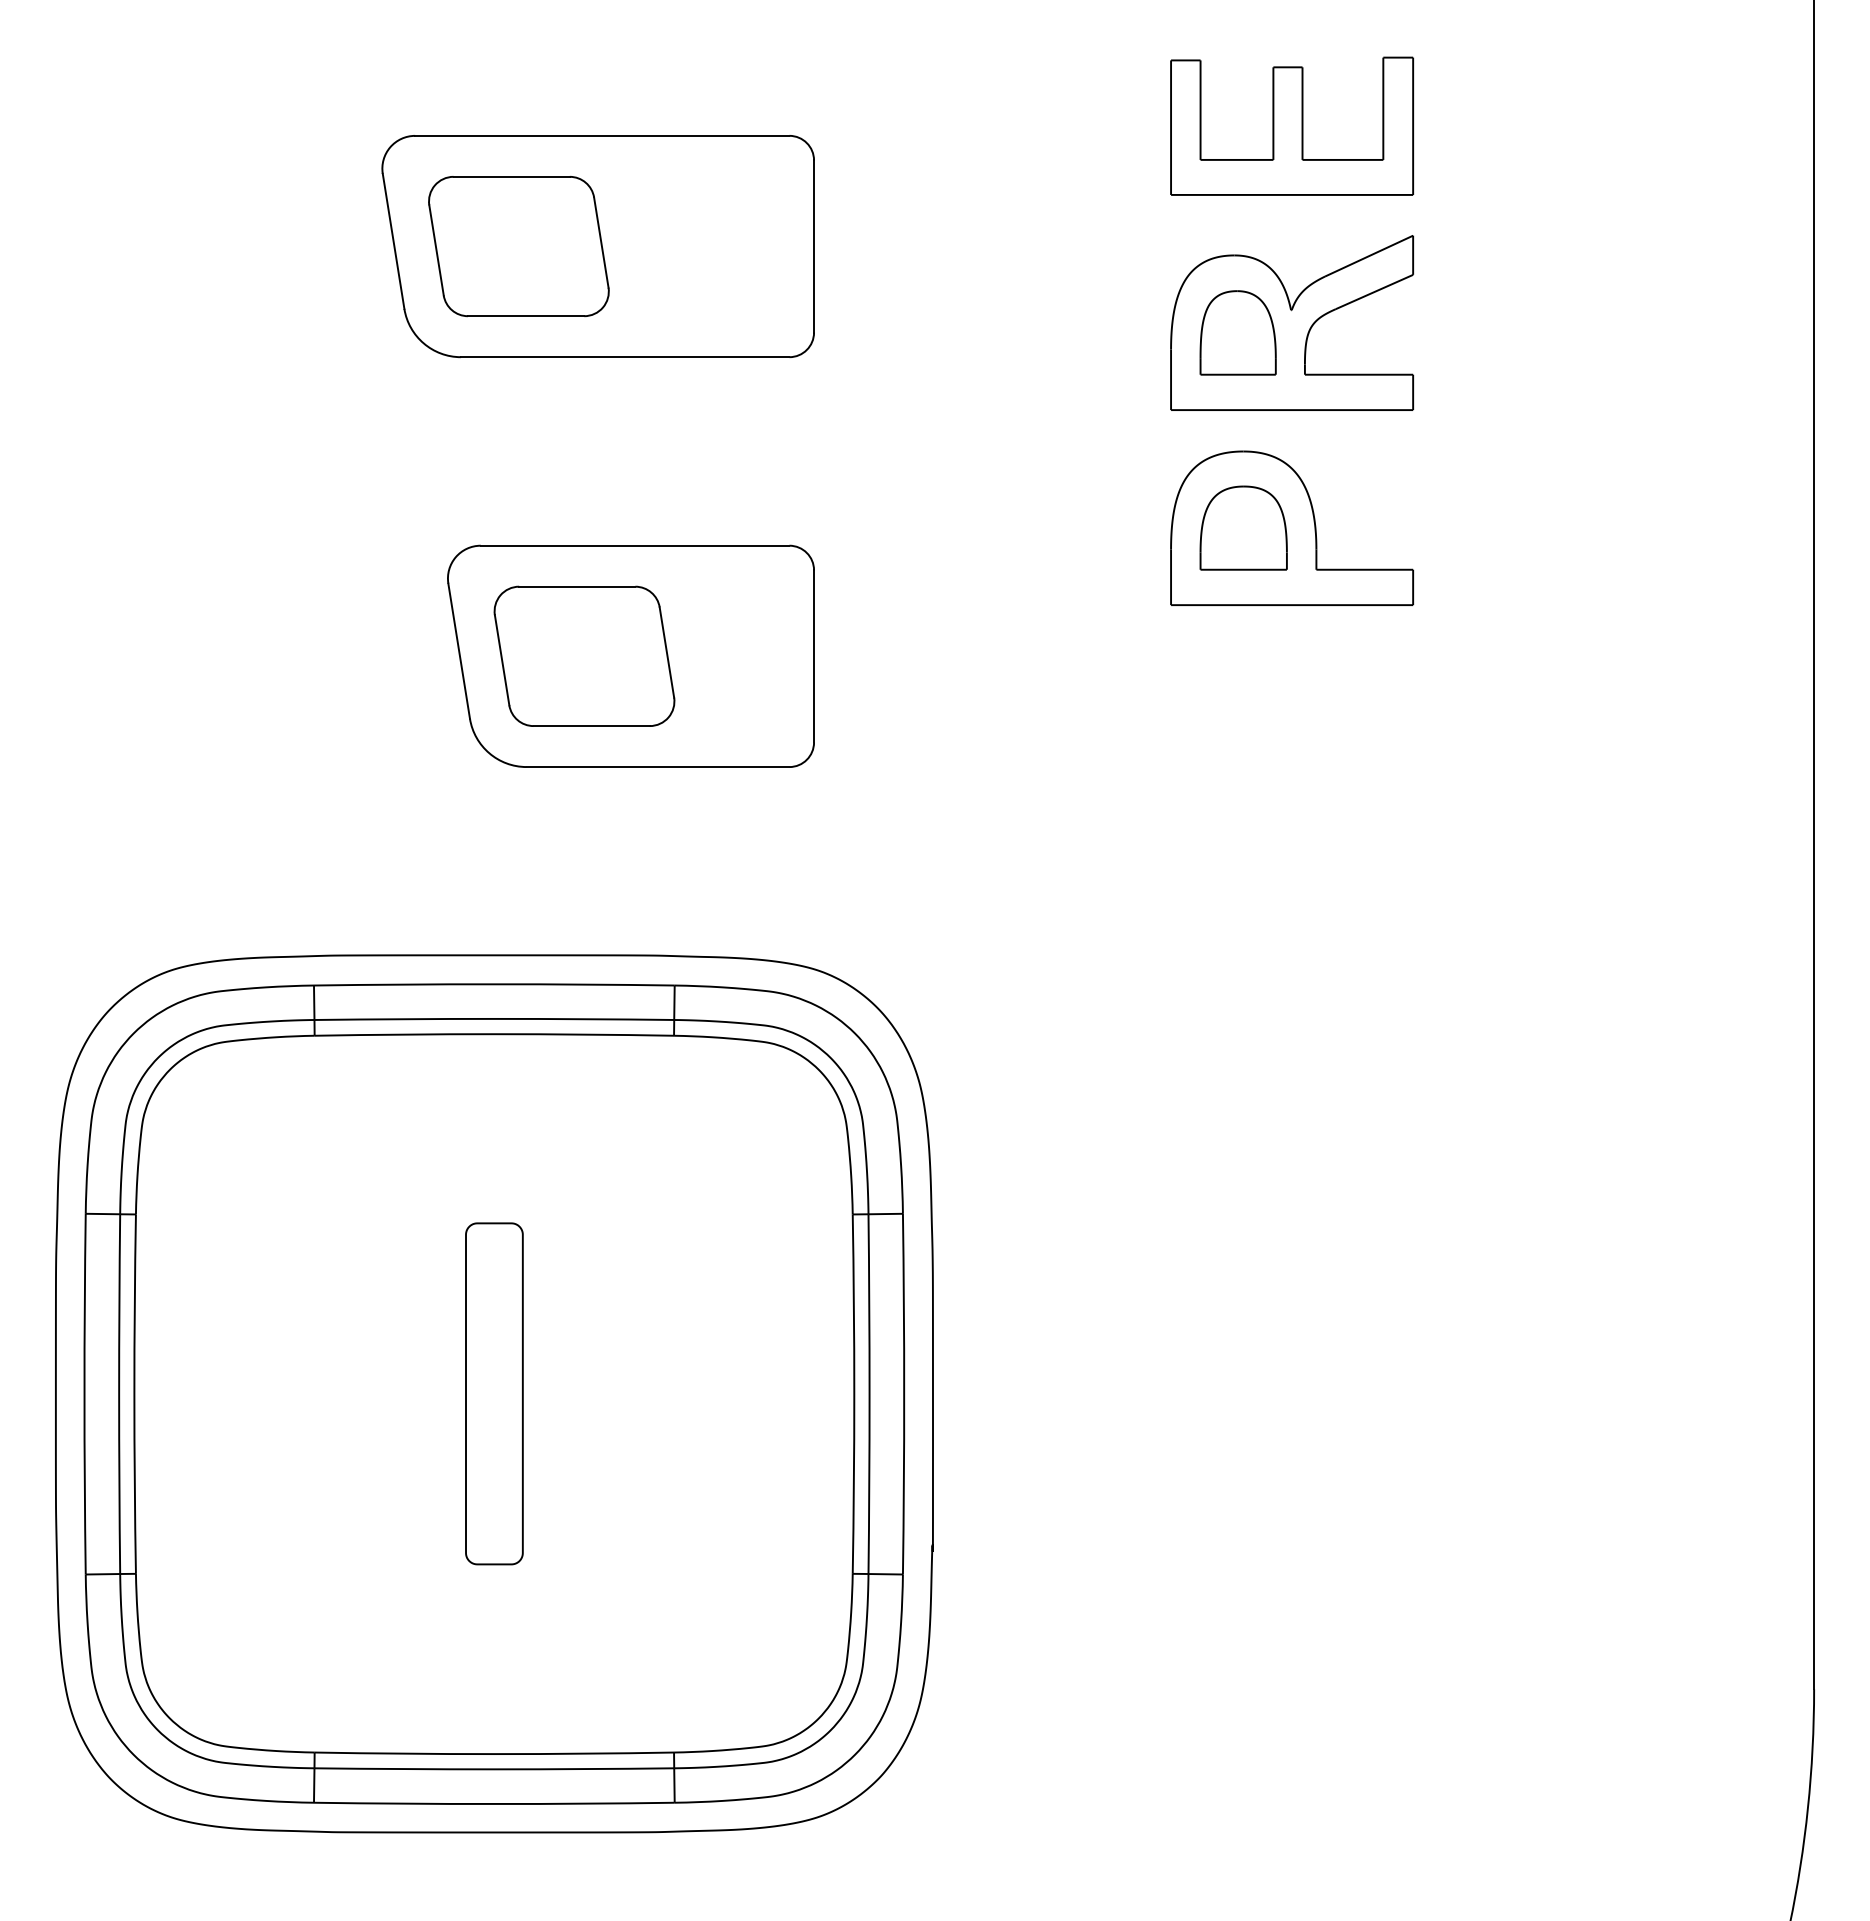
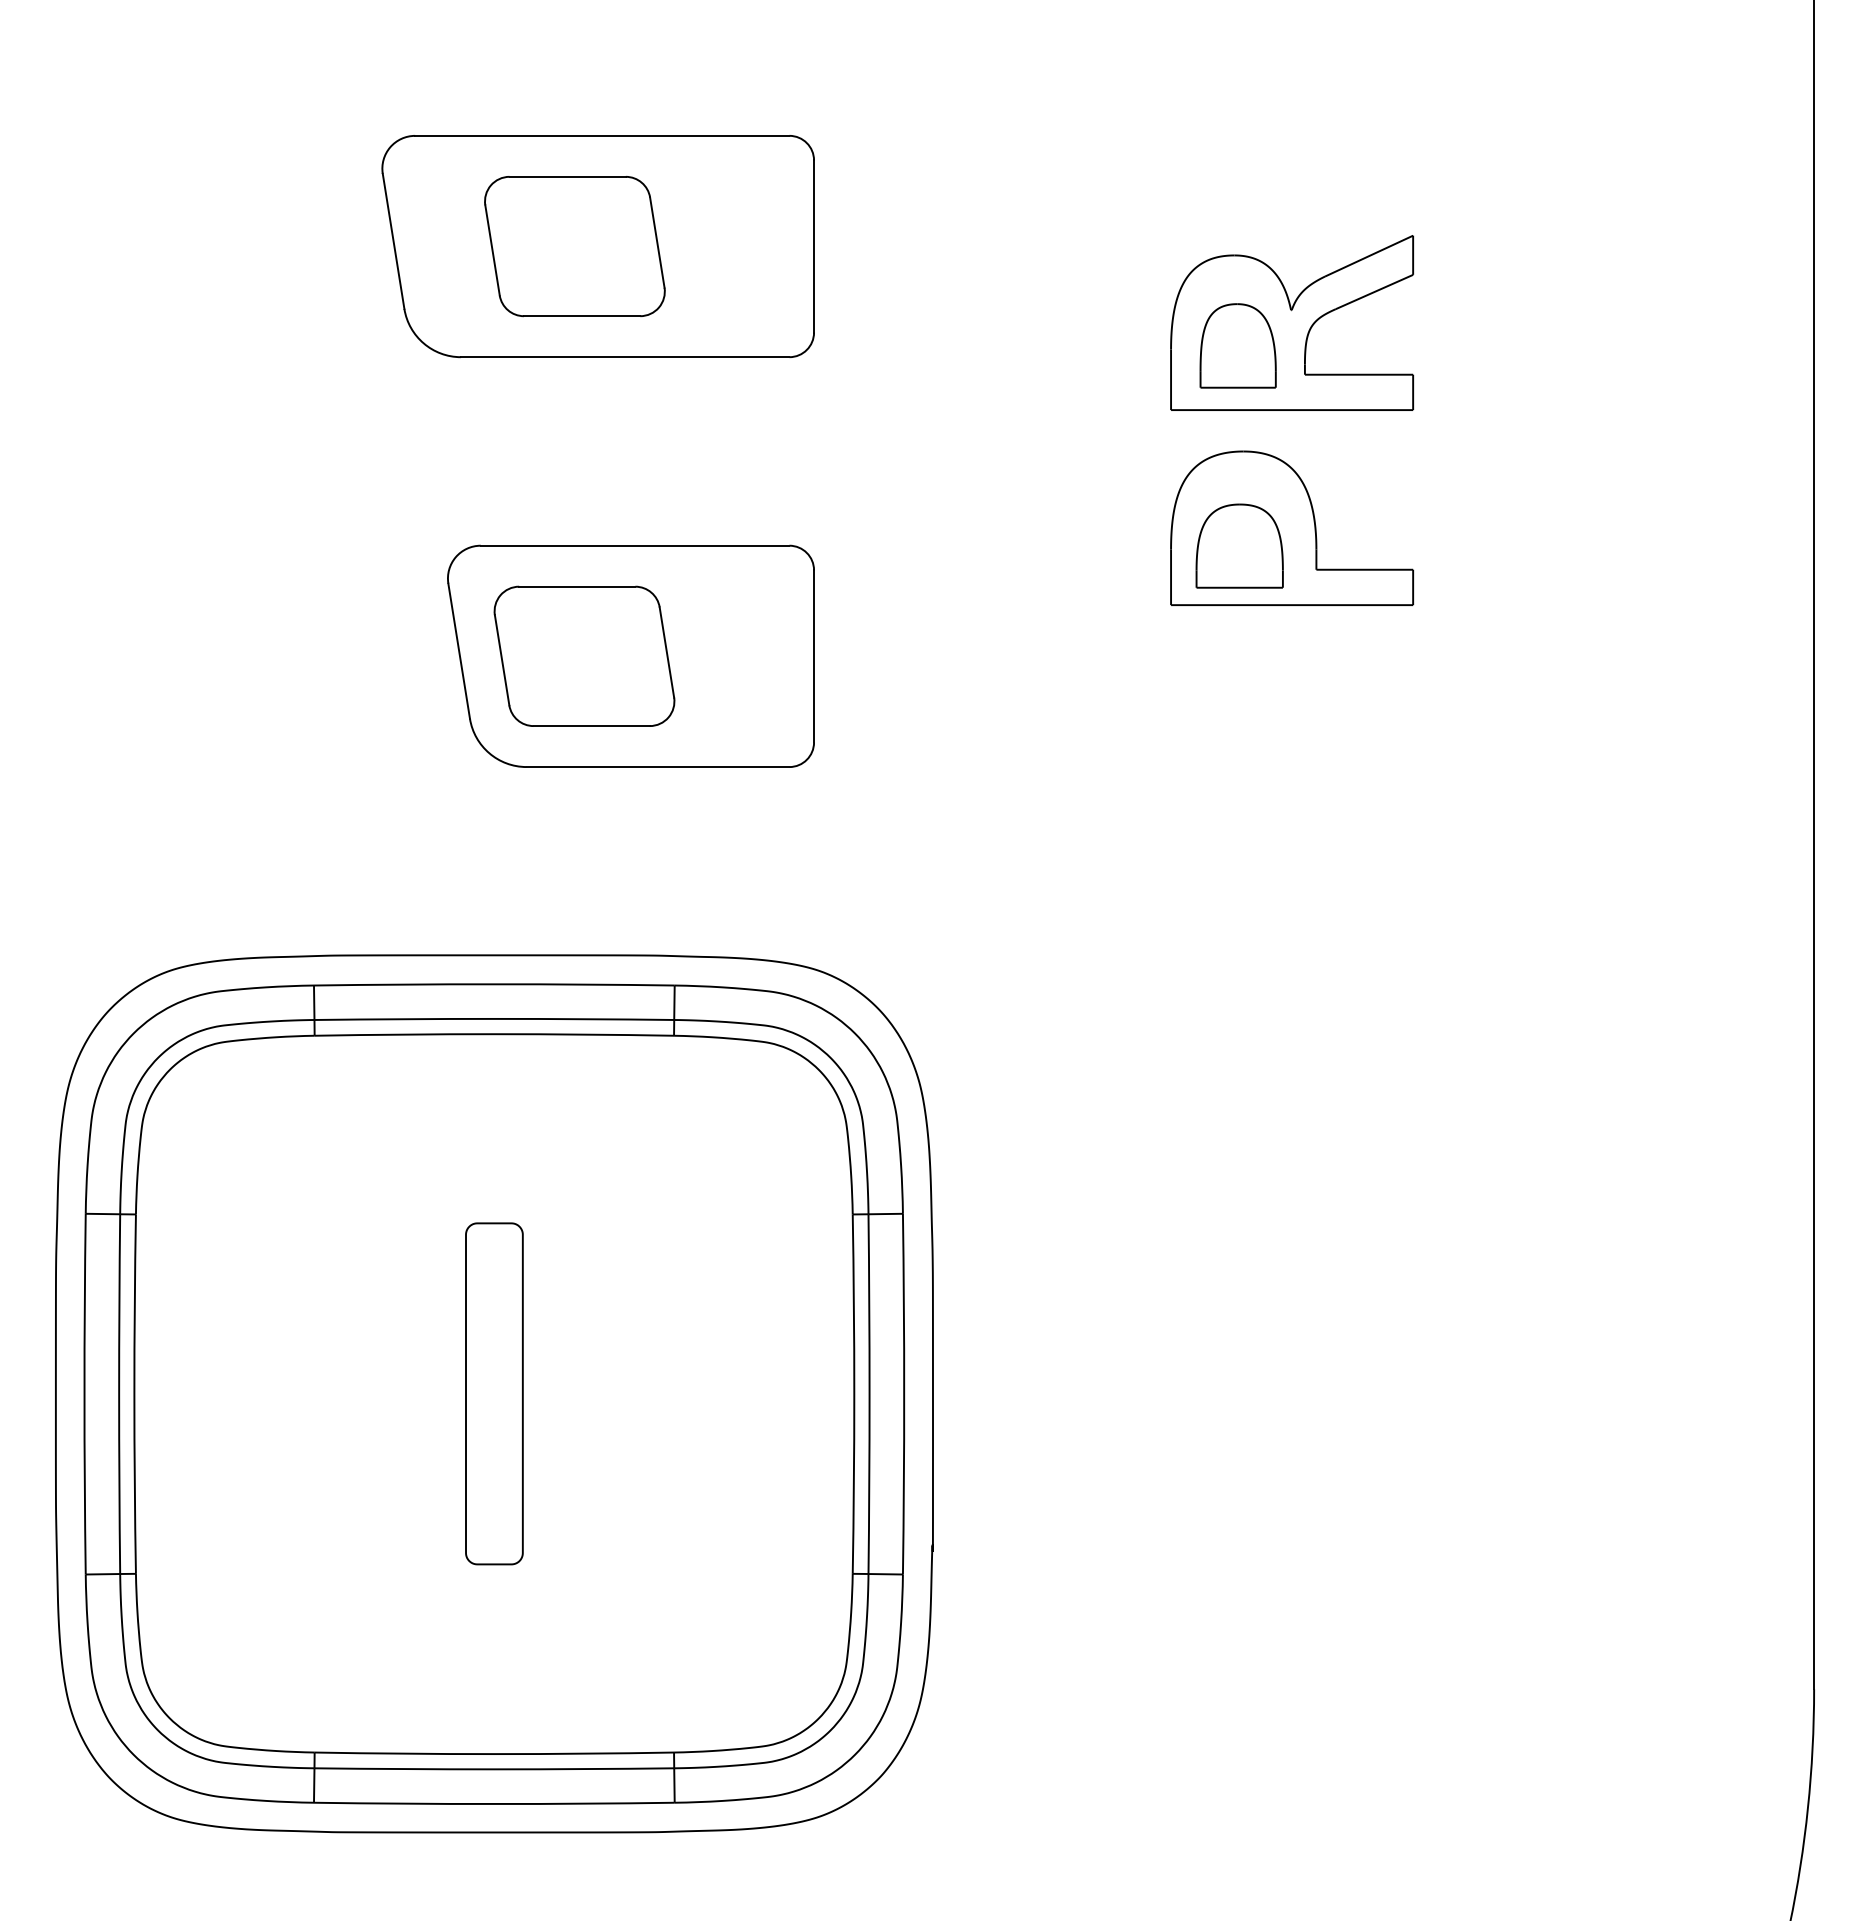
part: present -> none (1291, 125)
part position: (518, 246) -> (574, 246) (574, 246)
part position: (1237, 332) -> (1237, 345) (1237, 345)
part position: (1243, 527) -> (1239, 545) (1239, 545)
